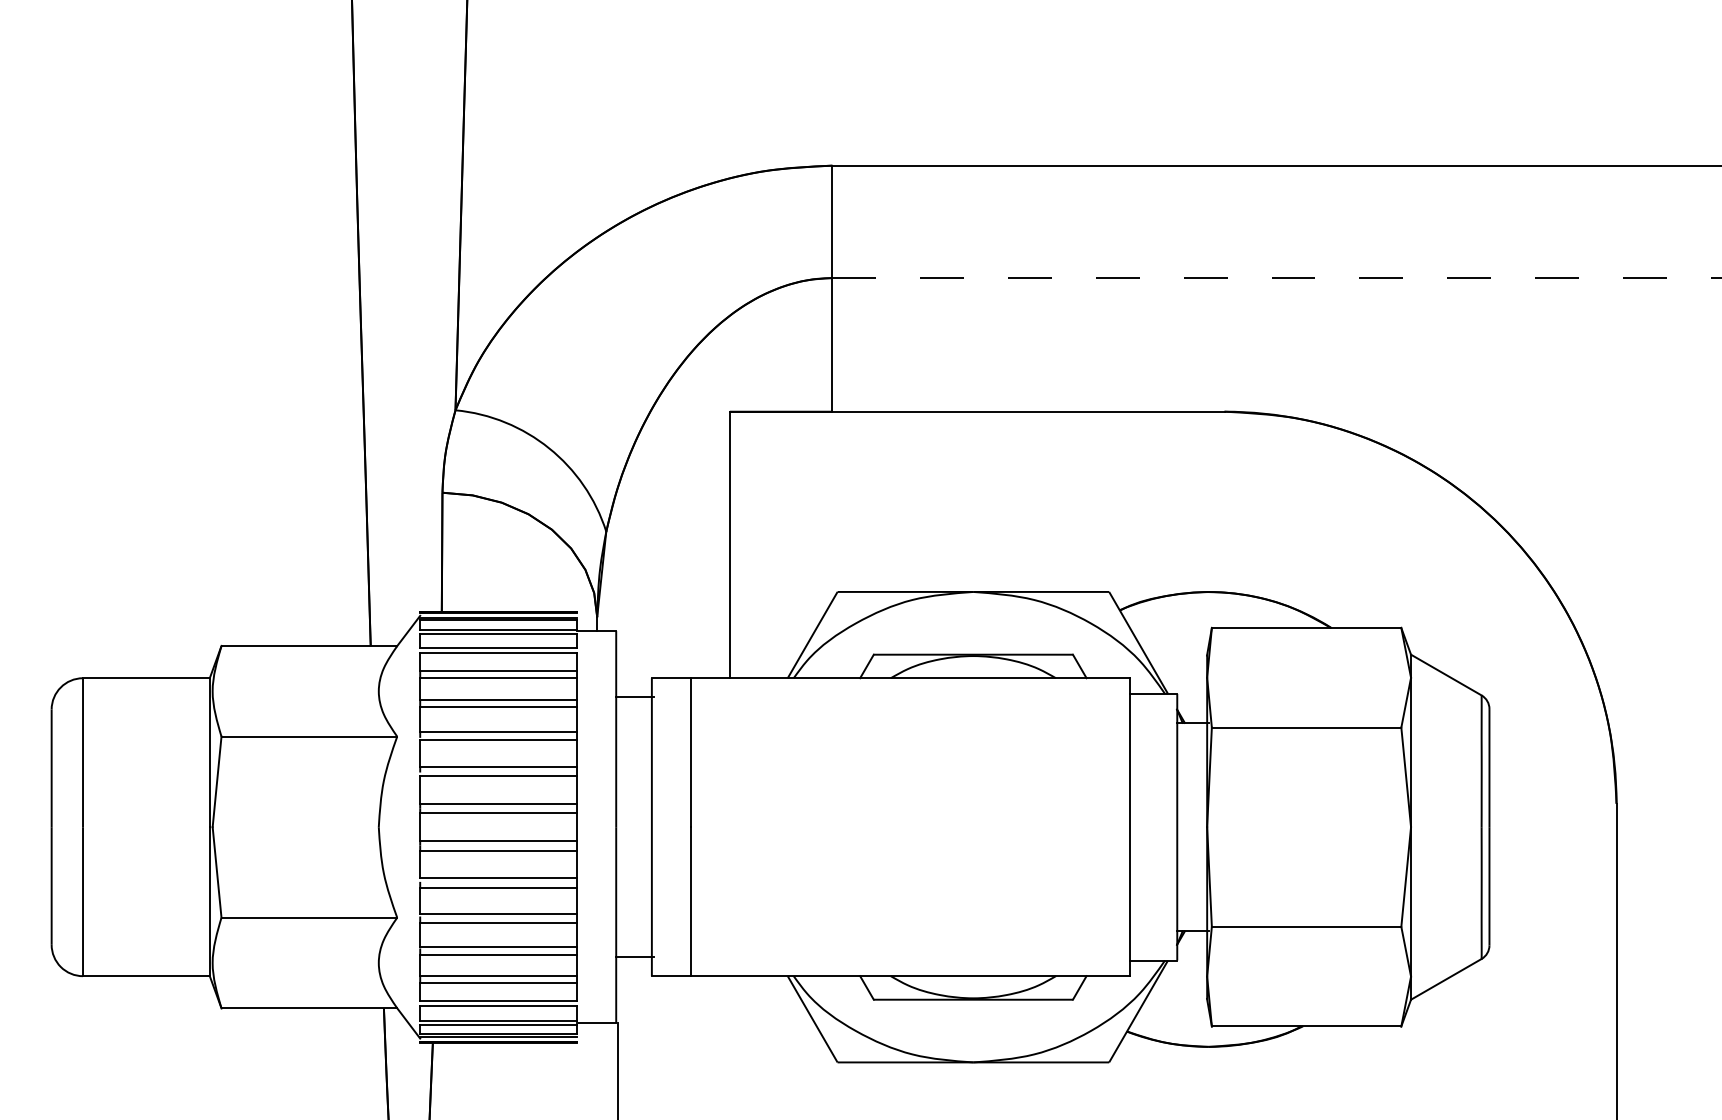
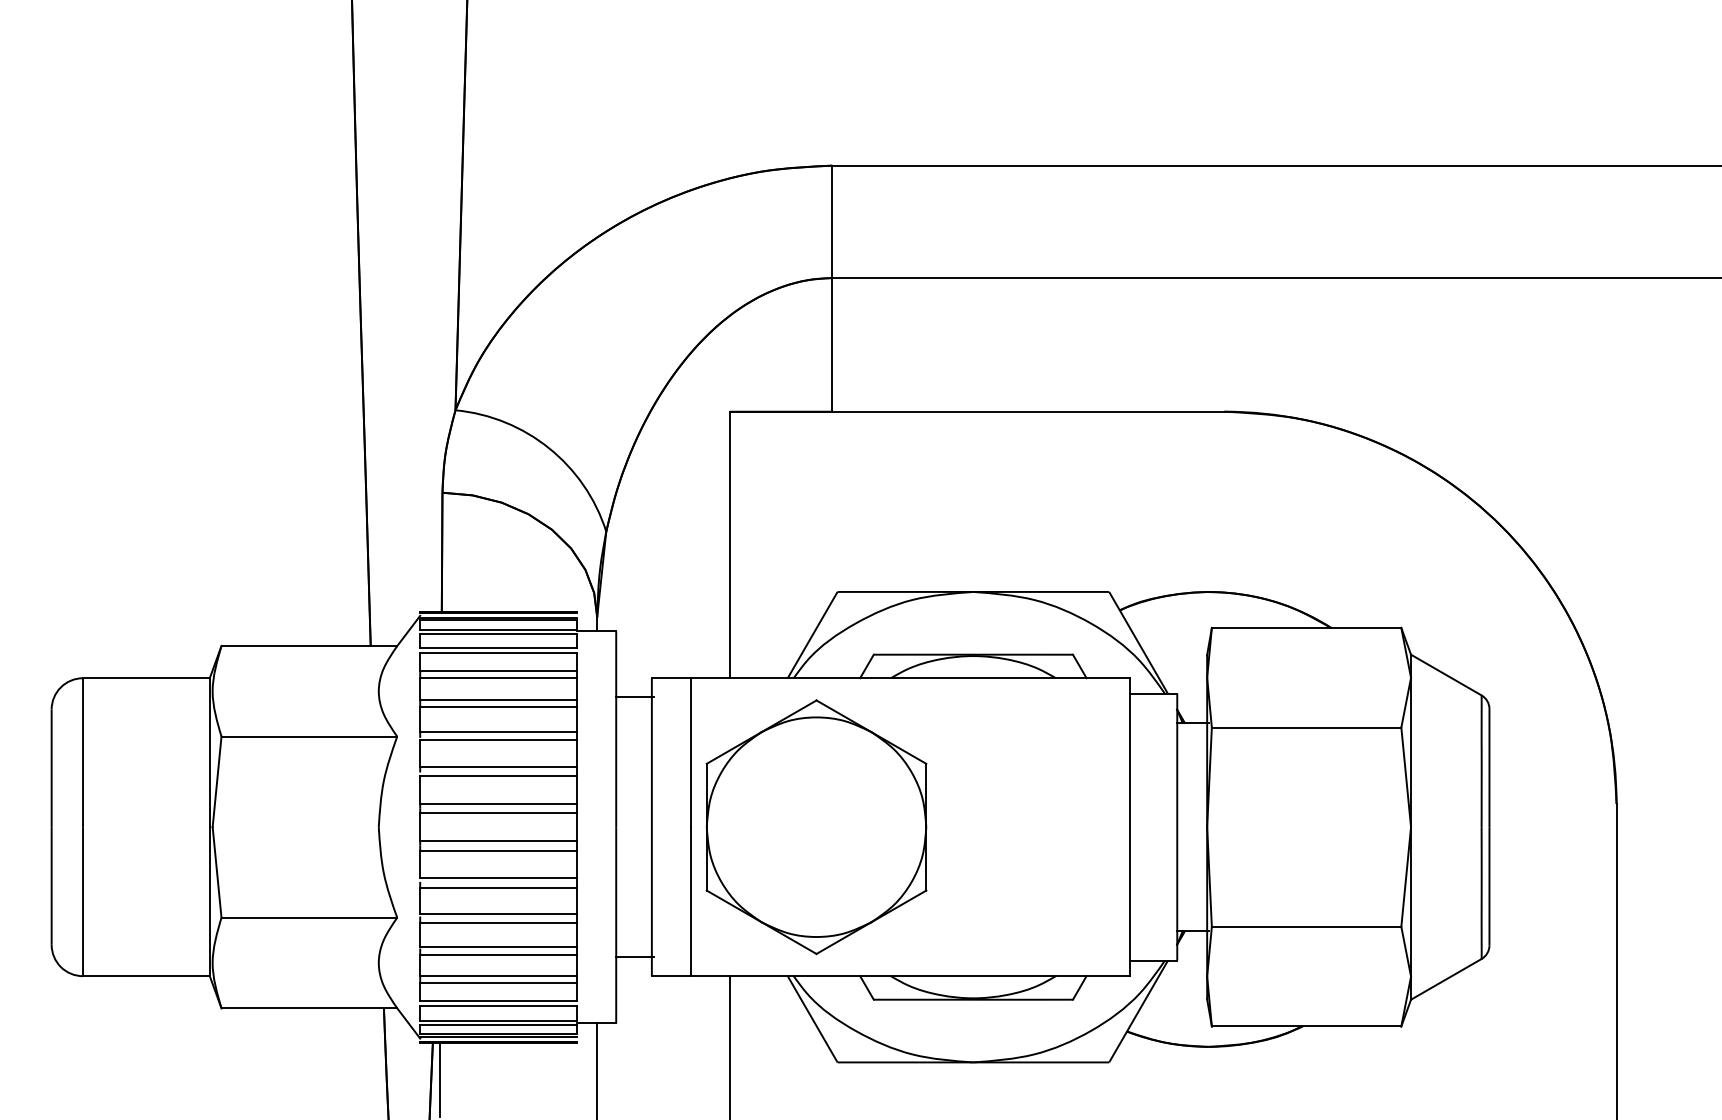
line: dashed -> solid (1277, 278)
part: none -> present (816, 827)
line: none -> present (729, 1046)
line position: (618, 1069) -> (597, 1069) (597, 1069)
line: none -> present (440, 1079)
